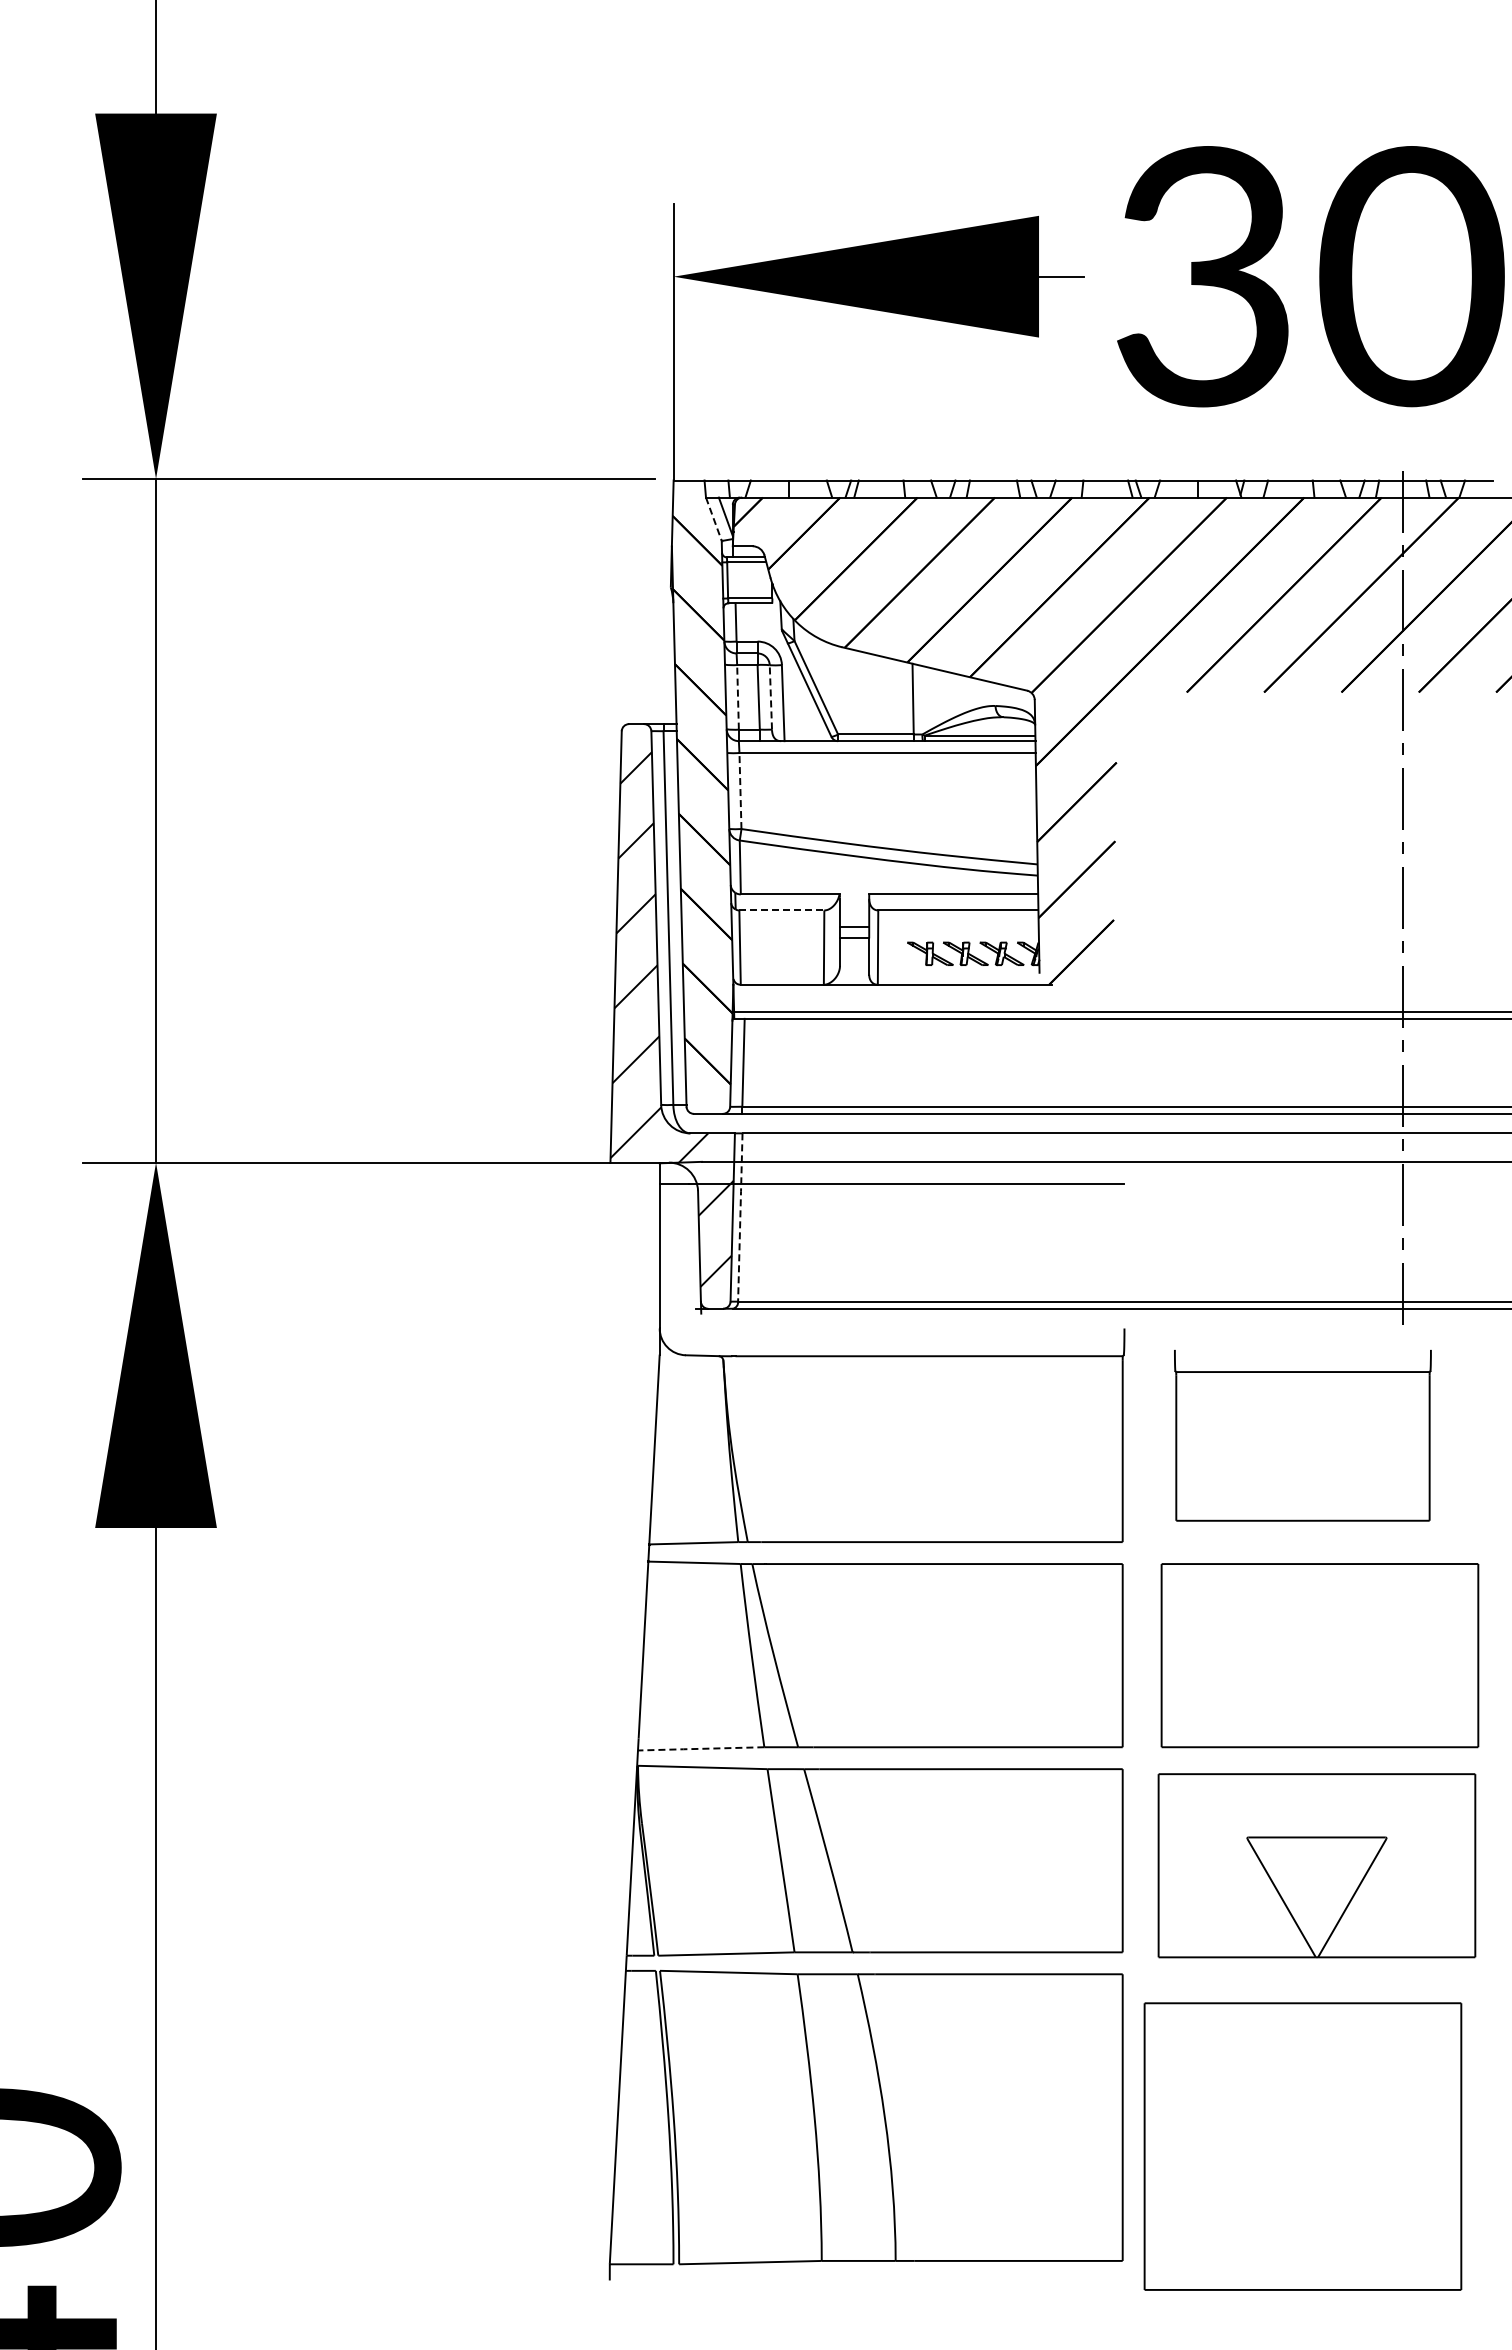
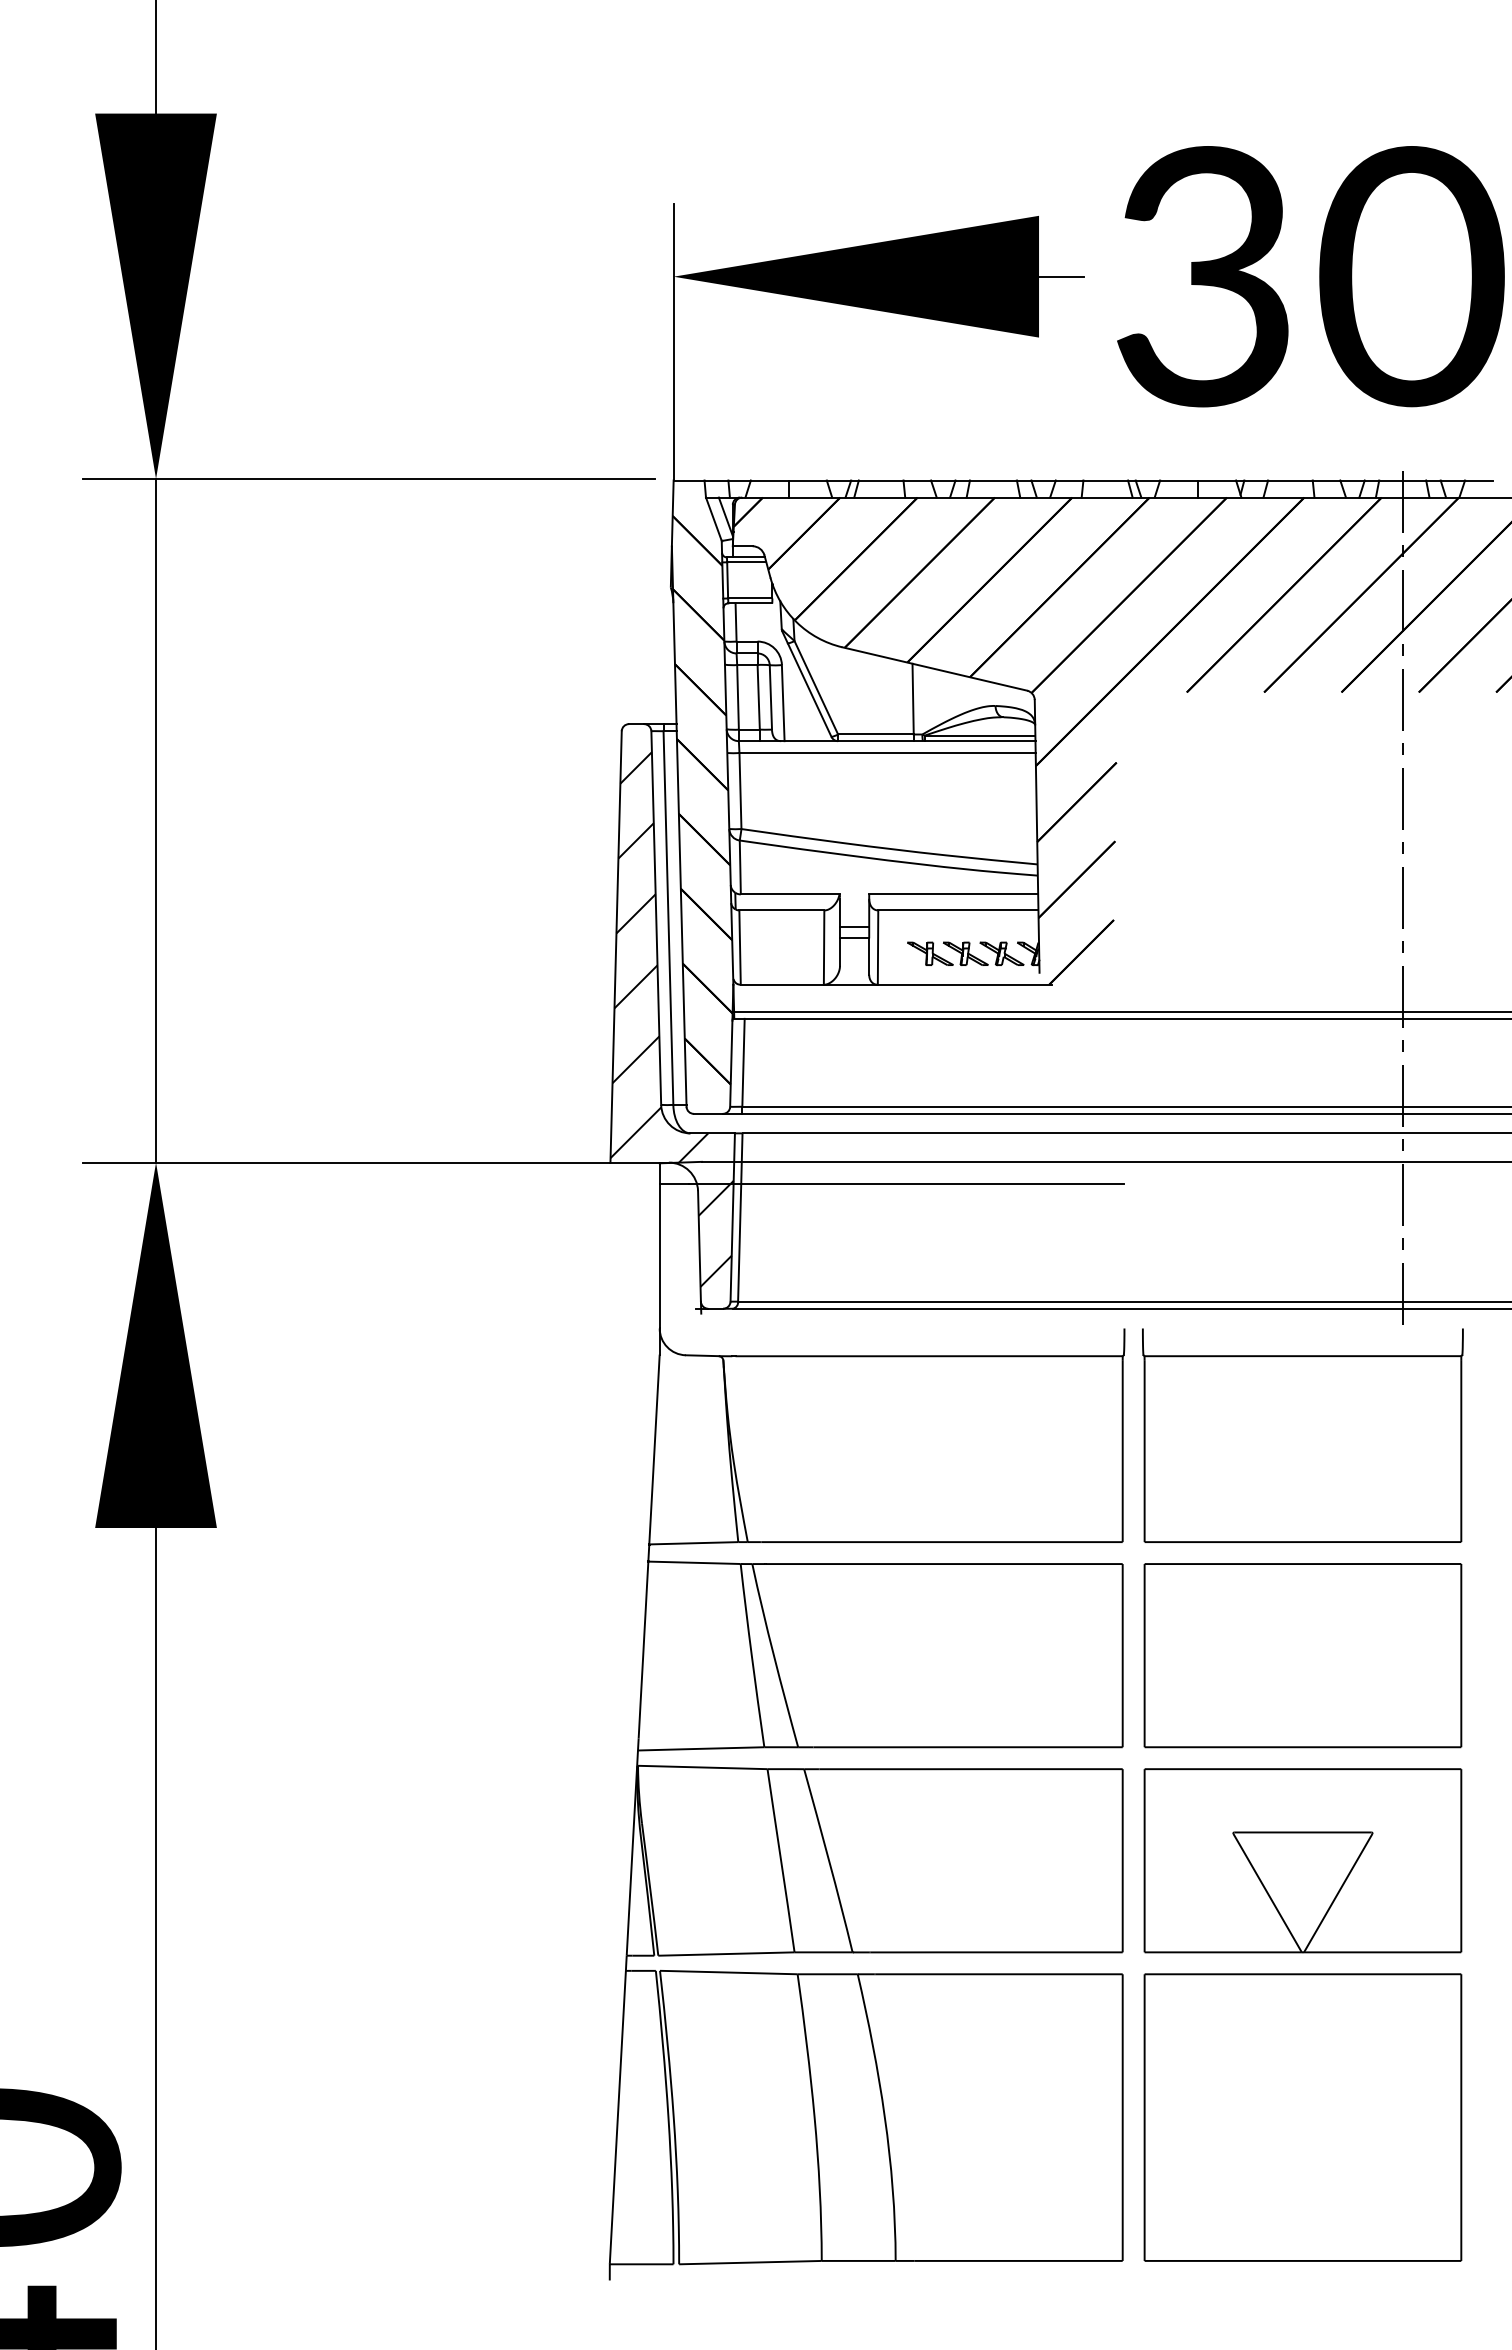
line: dashed -> solid (714, 519)
line: dashed -> solid (738, 696)
line: dashed -> solid (770, 696)
line: dashed -> solid (740, 790)
line: dashed -> solid (782, 910)
line: dashed -> solid (740, 1216)
part size: 258x172 px -> 322x215 px (1302, 1435)
part position: (1319, 1655) -> (1302, 1655) (1302, 1655)
line: dashed -> solid (700, 1748)
part position: (1316, 1865) -> (1302, 1860) (1302, 1860)
part position: (1302, 2146) -> (1302, 2117) (1302, 2117)
